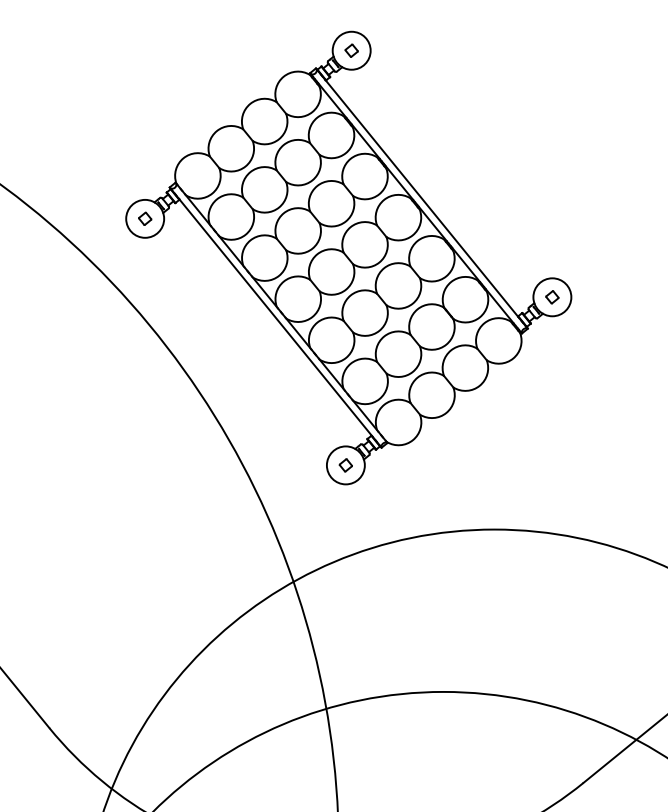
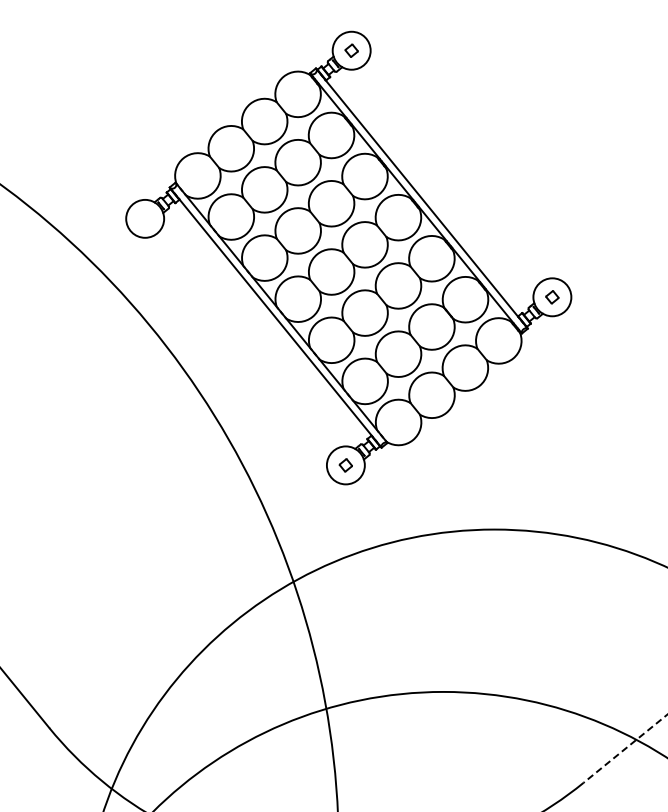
part: present -> none (145, 218)
line: solid -> dashed (625, 748)
